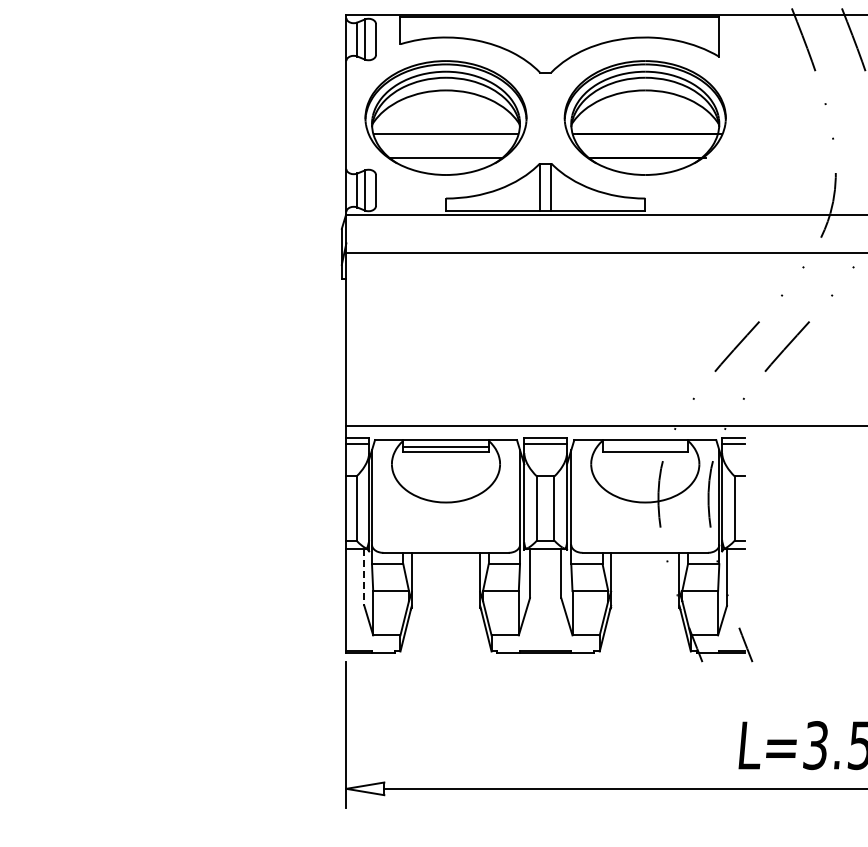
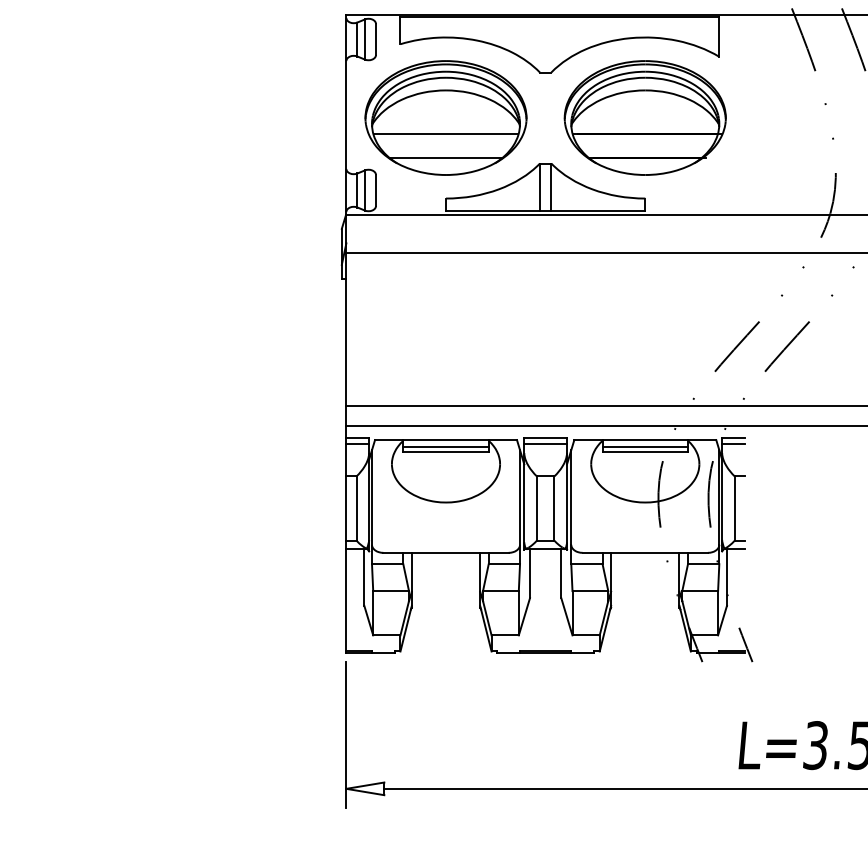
line: none -> present (605, 405)
line: none -> present (645, 446)
line: dashed -> solid (364, 577)
